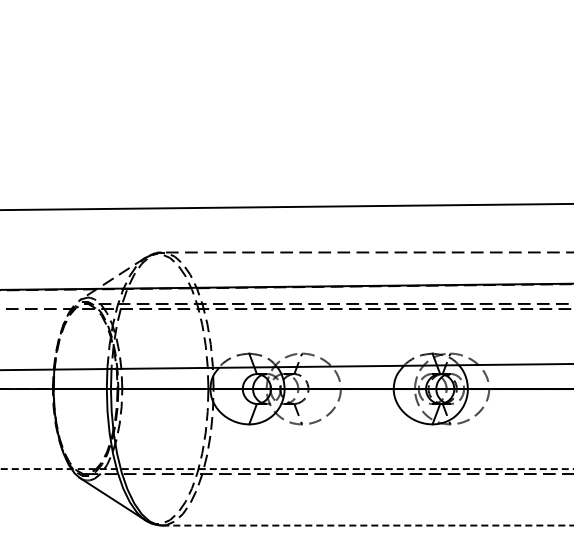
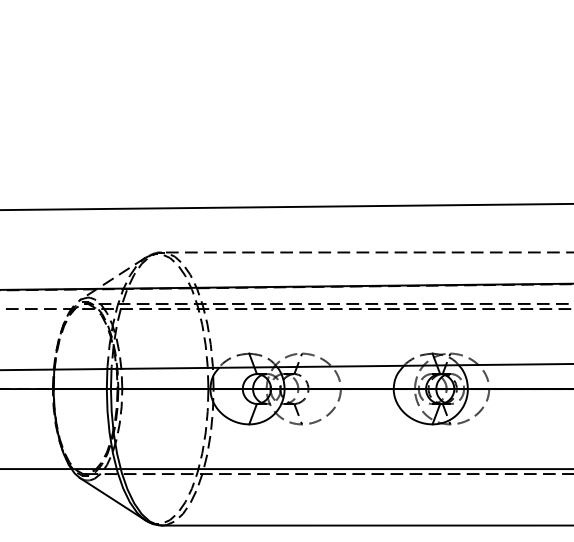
line: dashed -> solid (286, 469)
line: dashed -> solid (368, 525)
